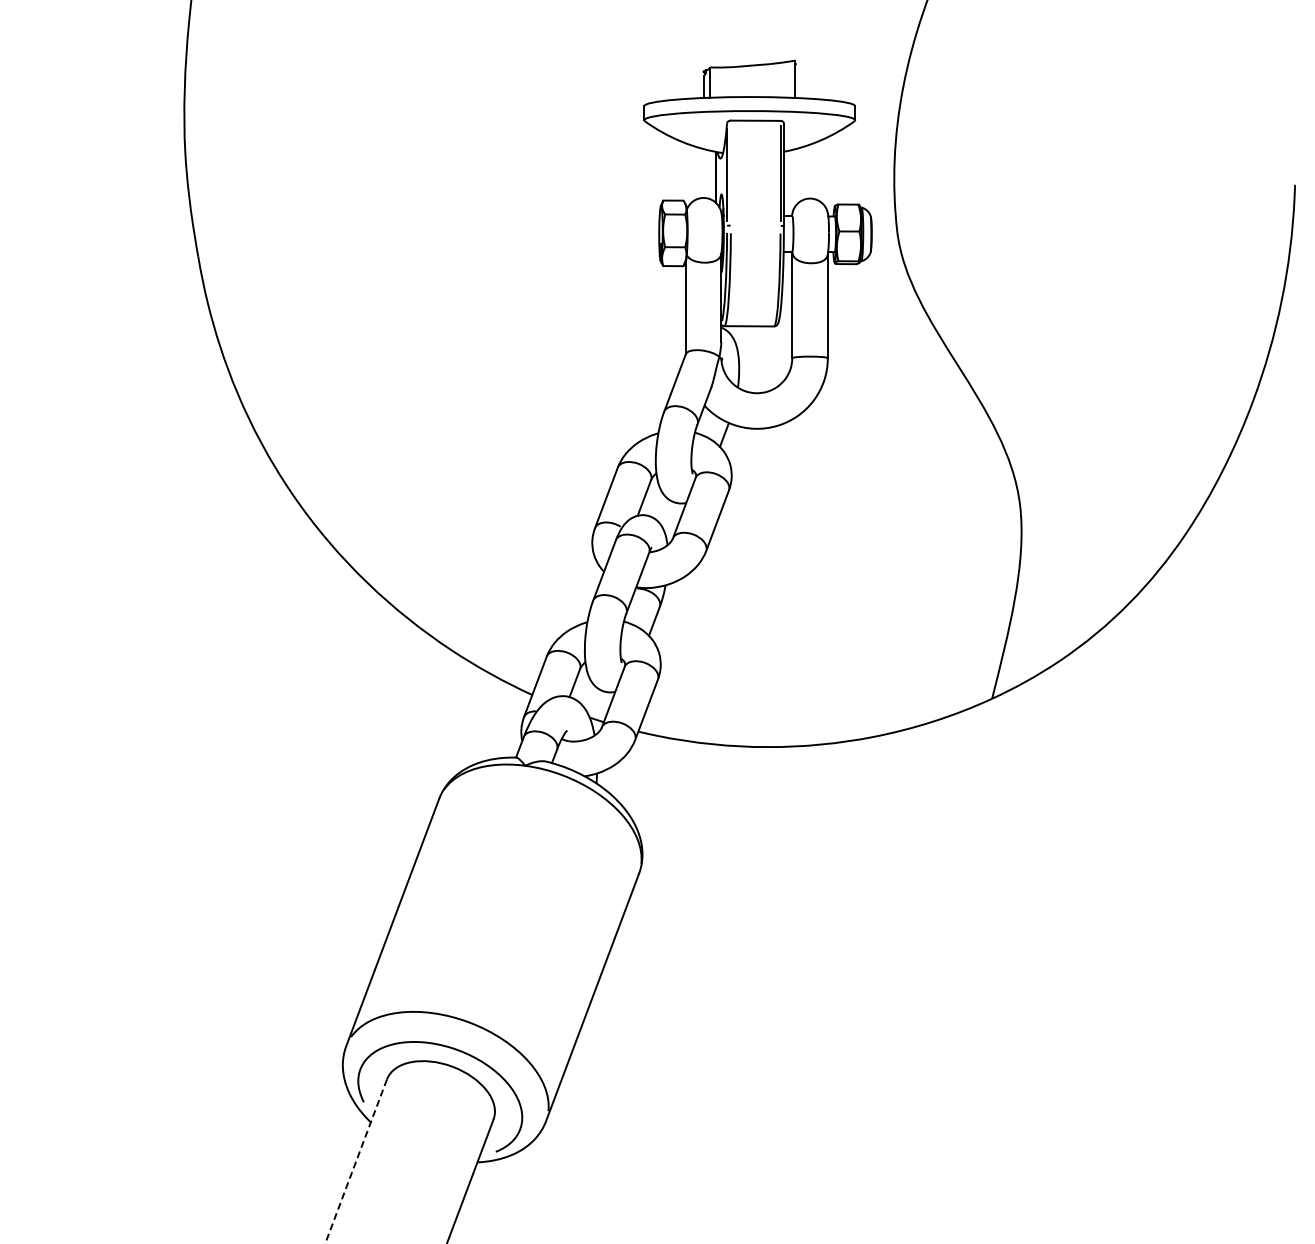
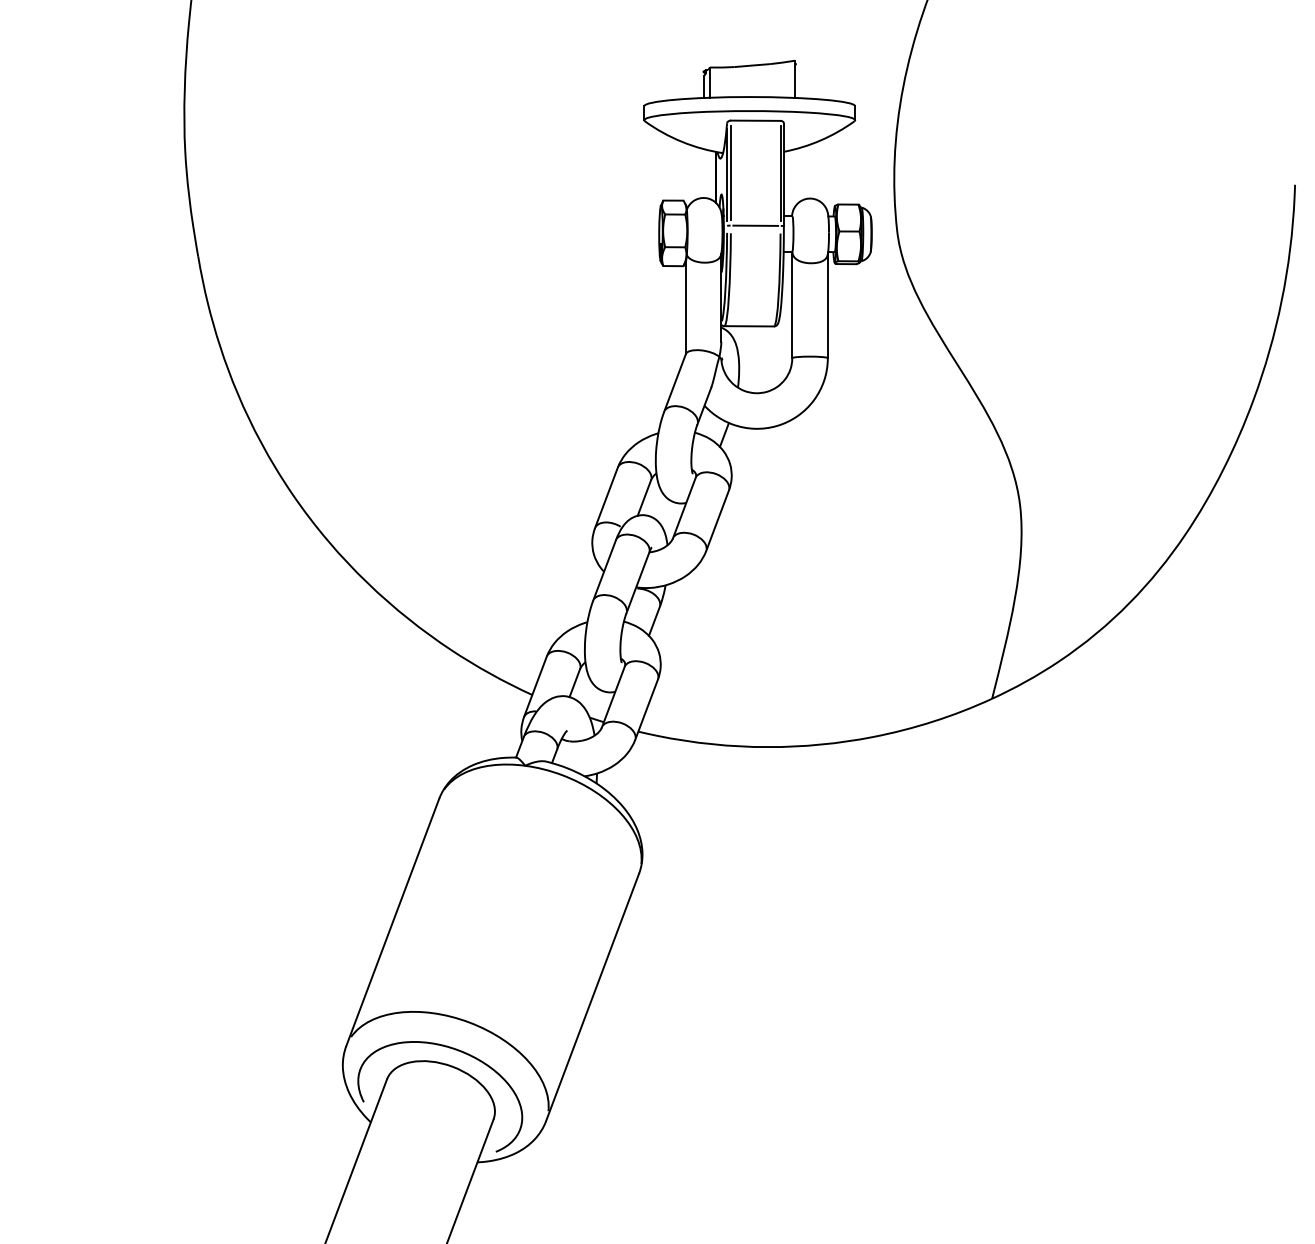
line: none -> present (730, 172)
line: none -> present (755, 225)
line: dashed -> solid (356, 1161)
